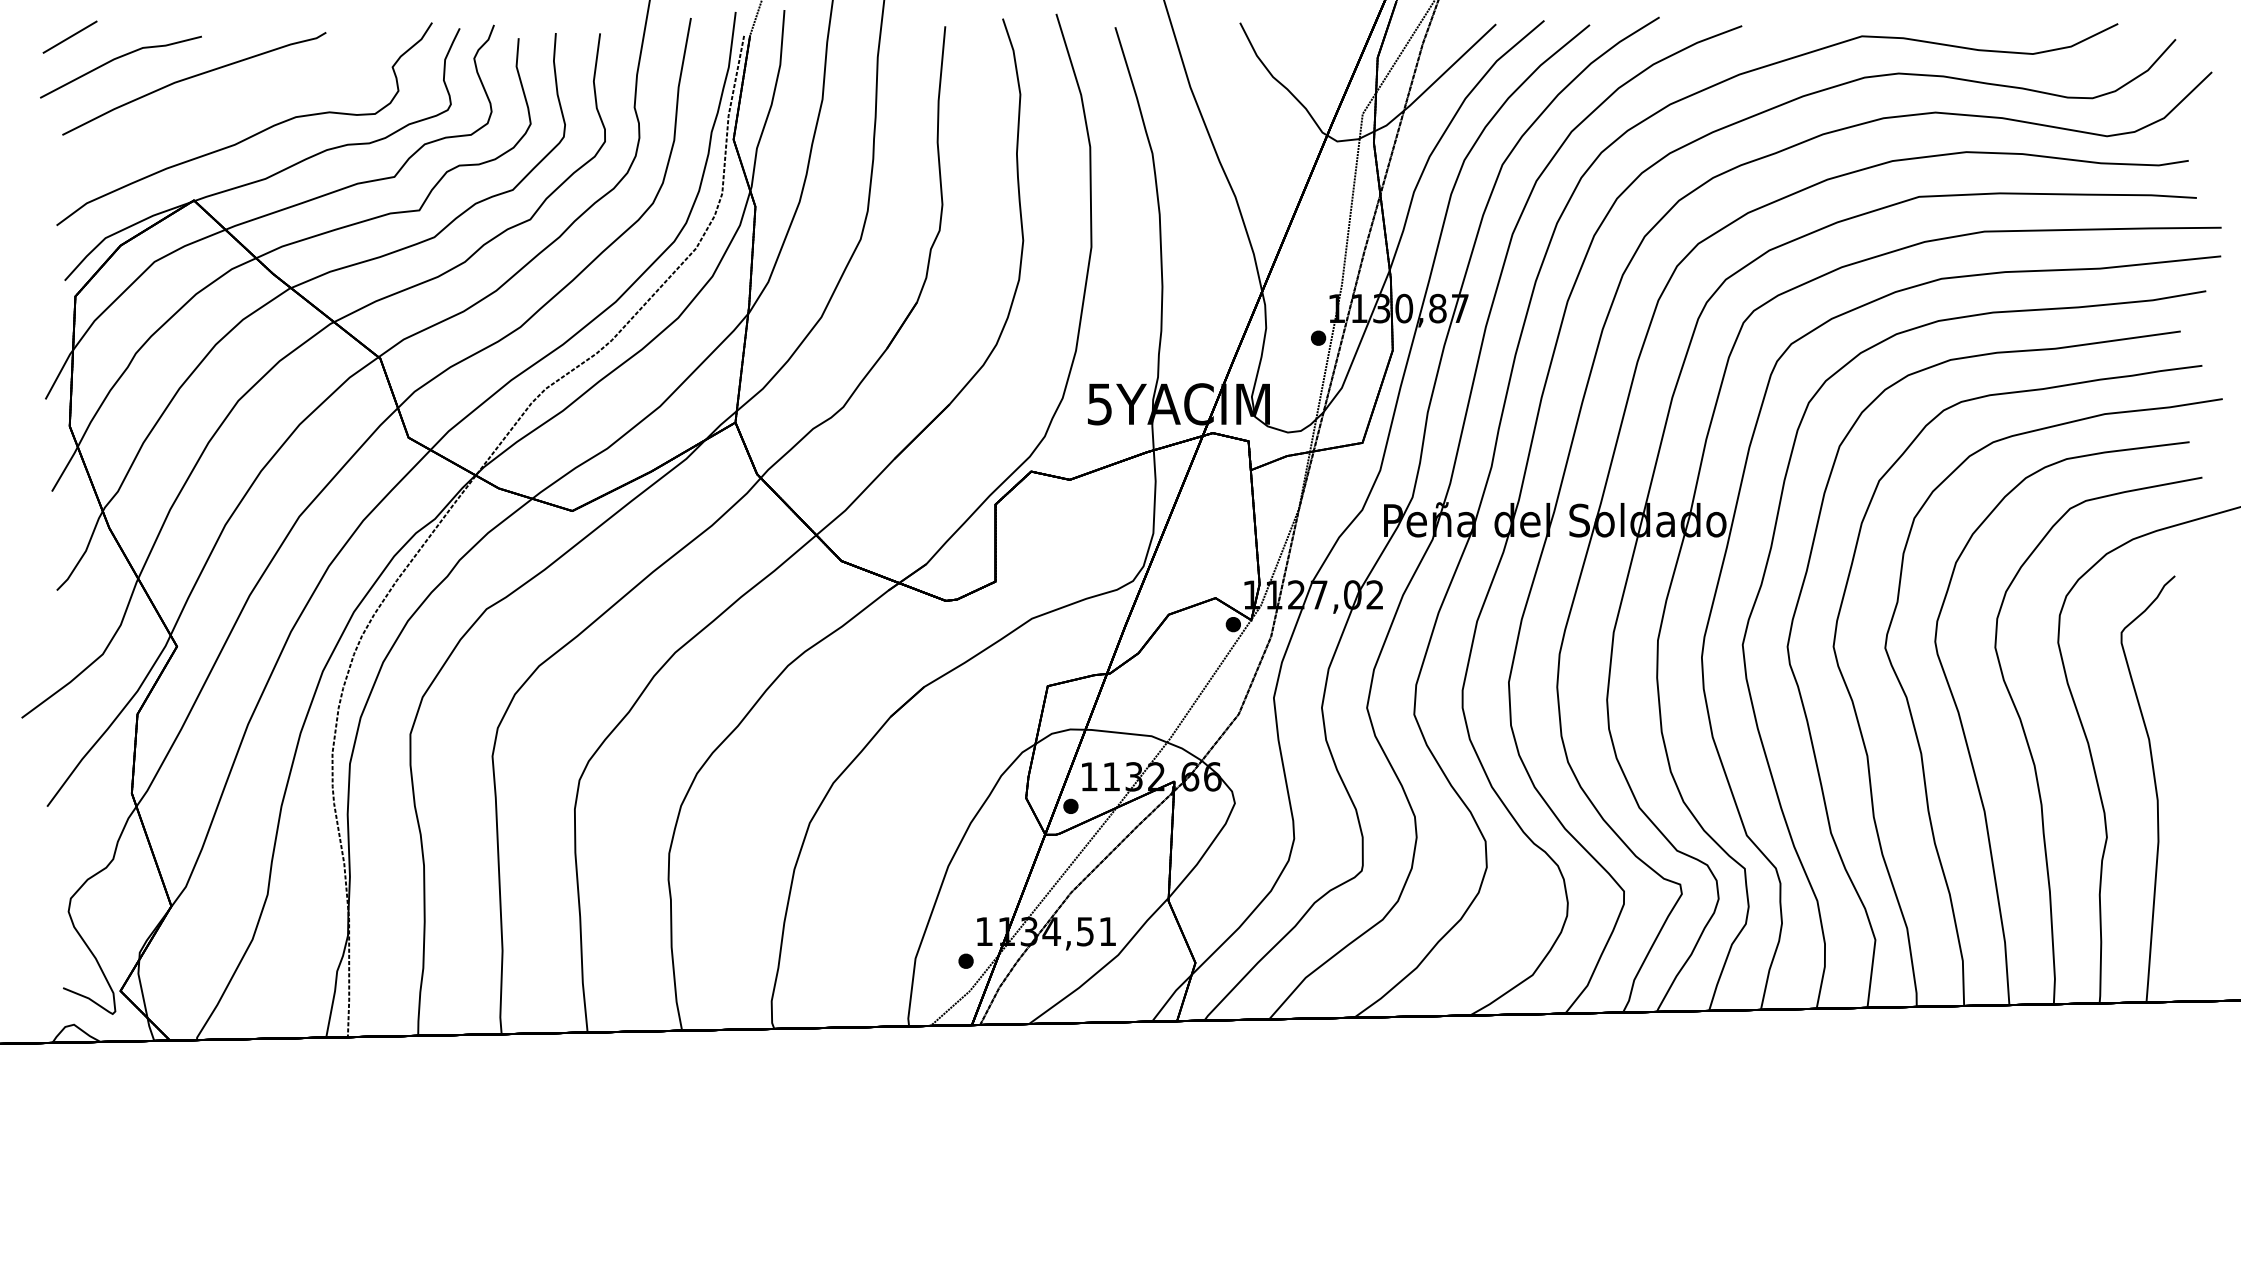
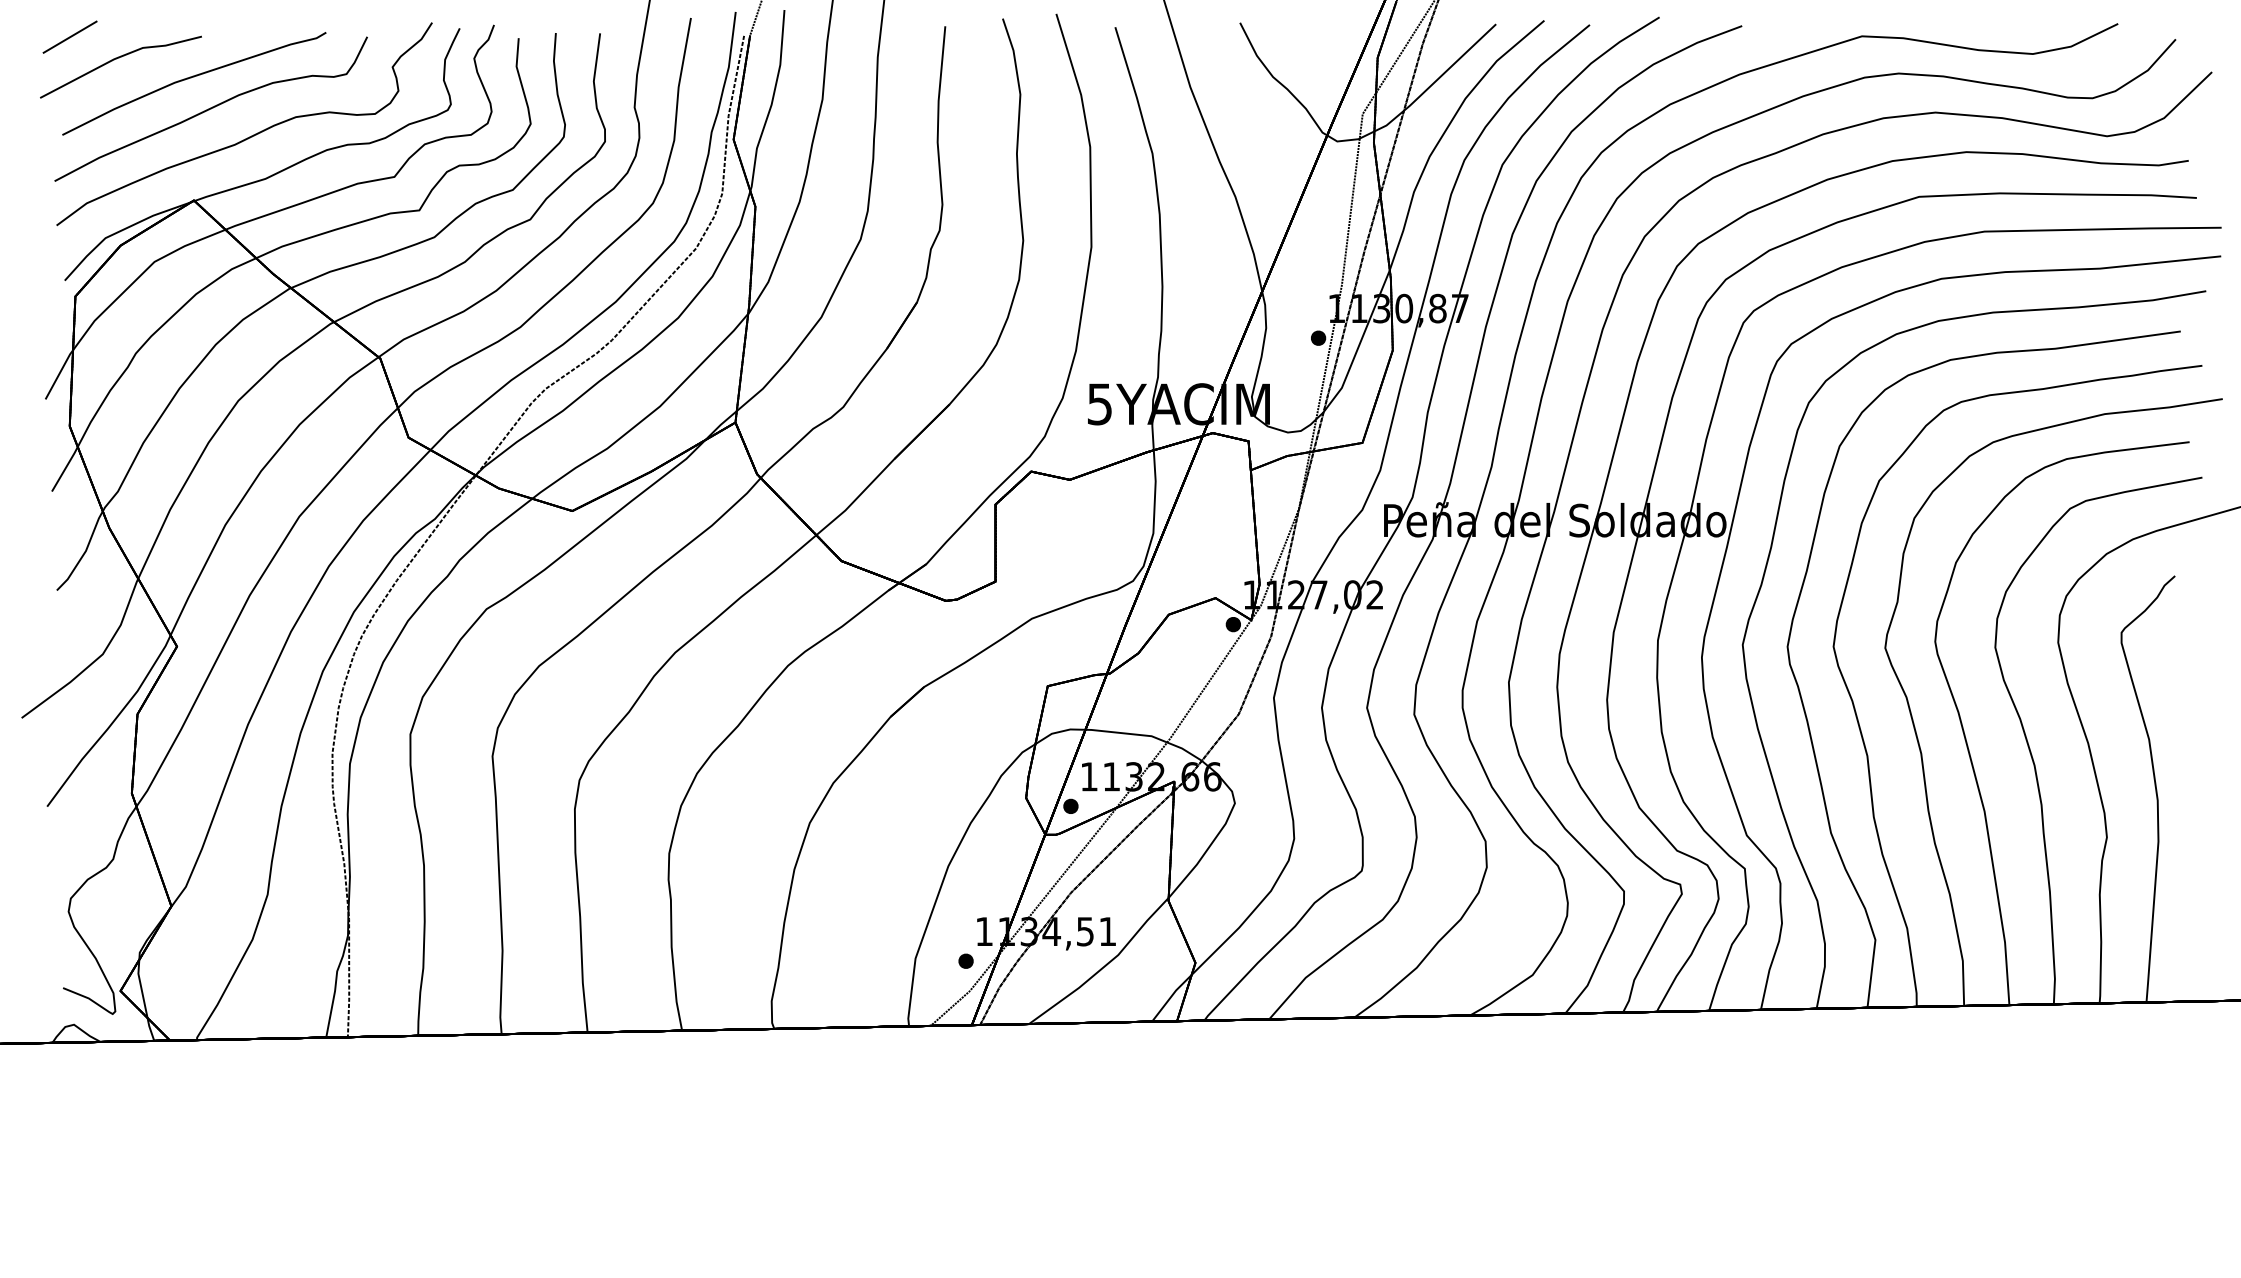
part: none -> present (210, 108)
